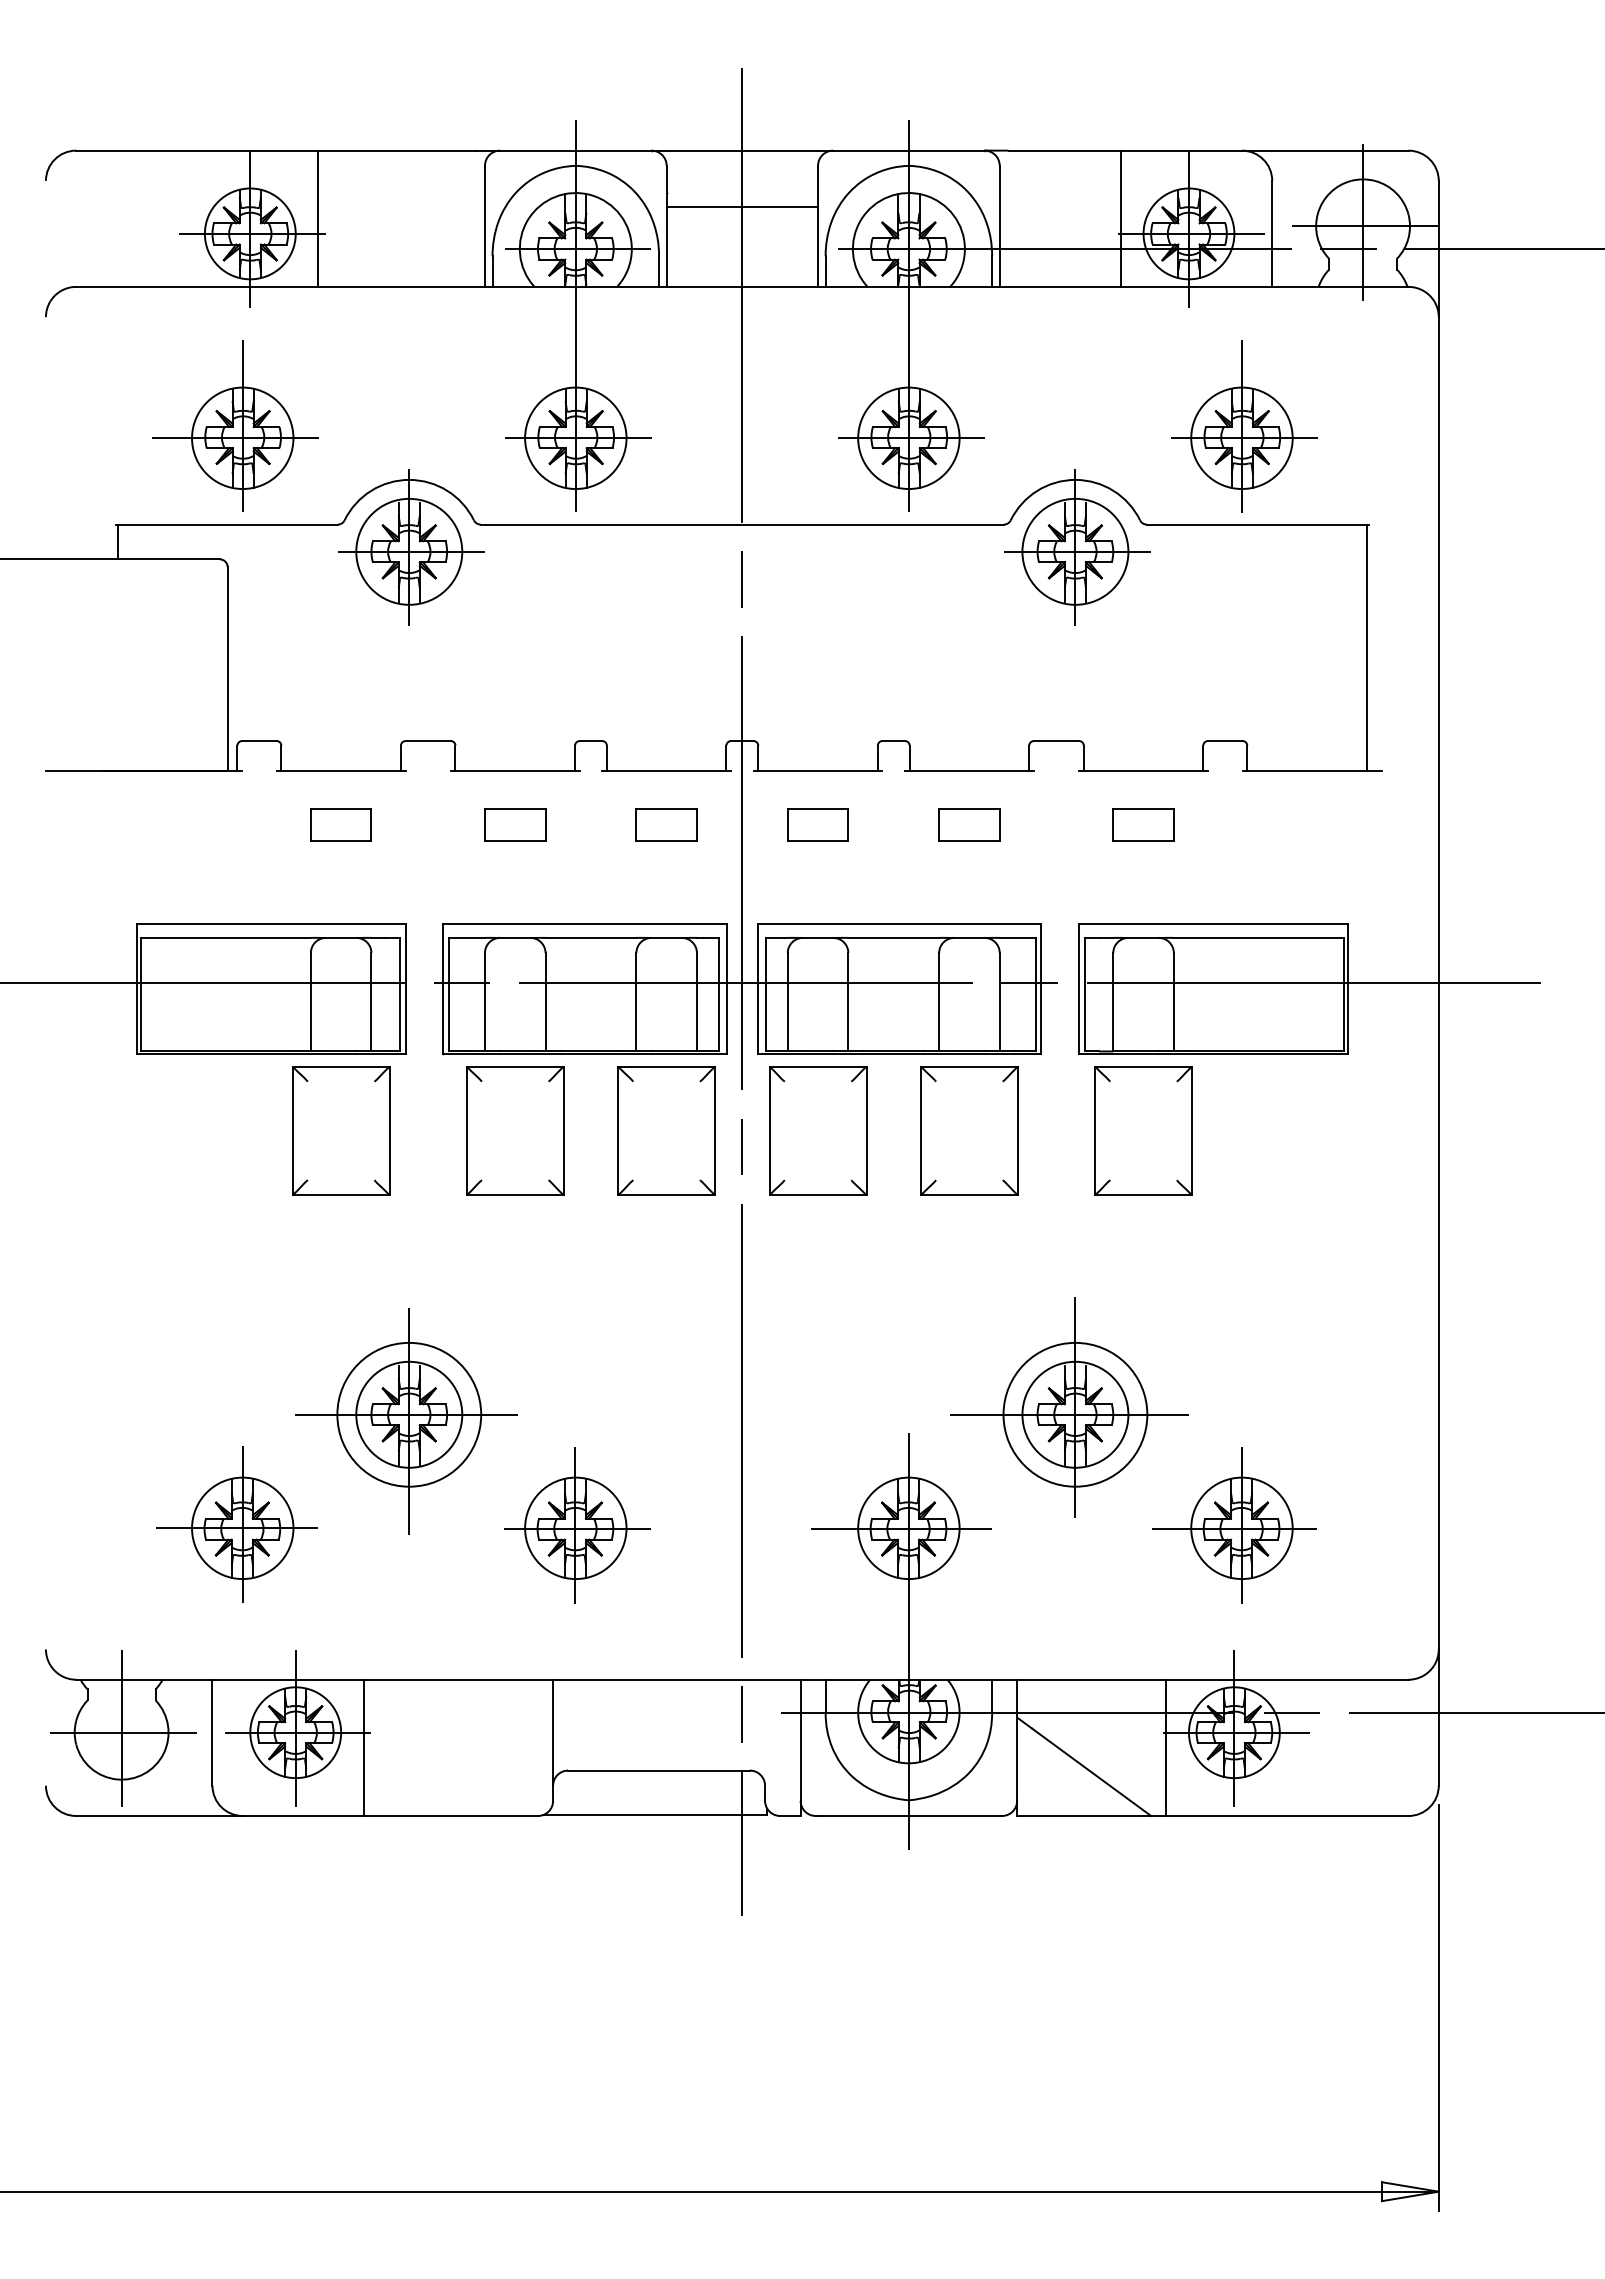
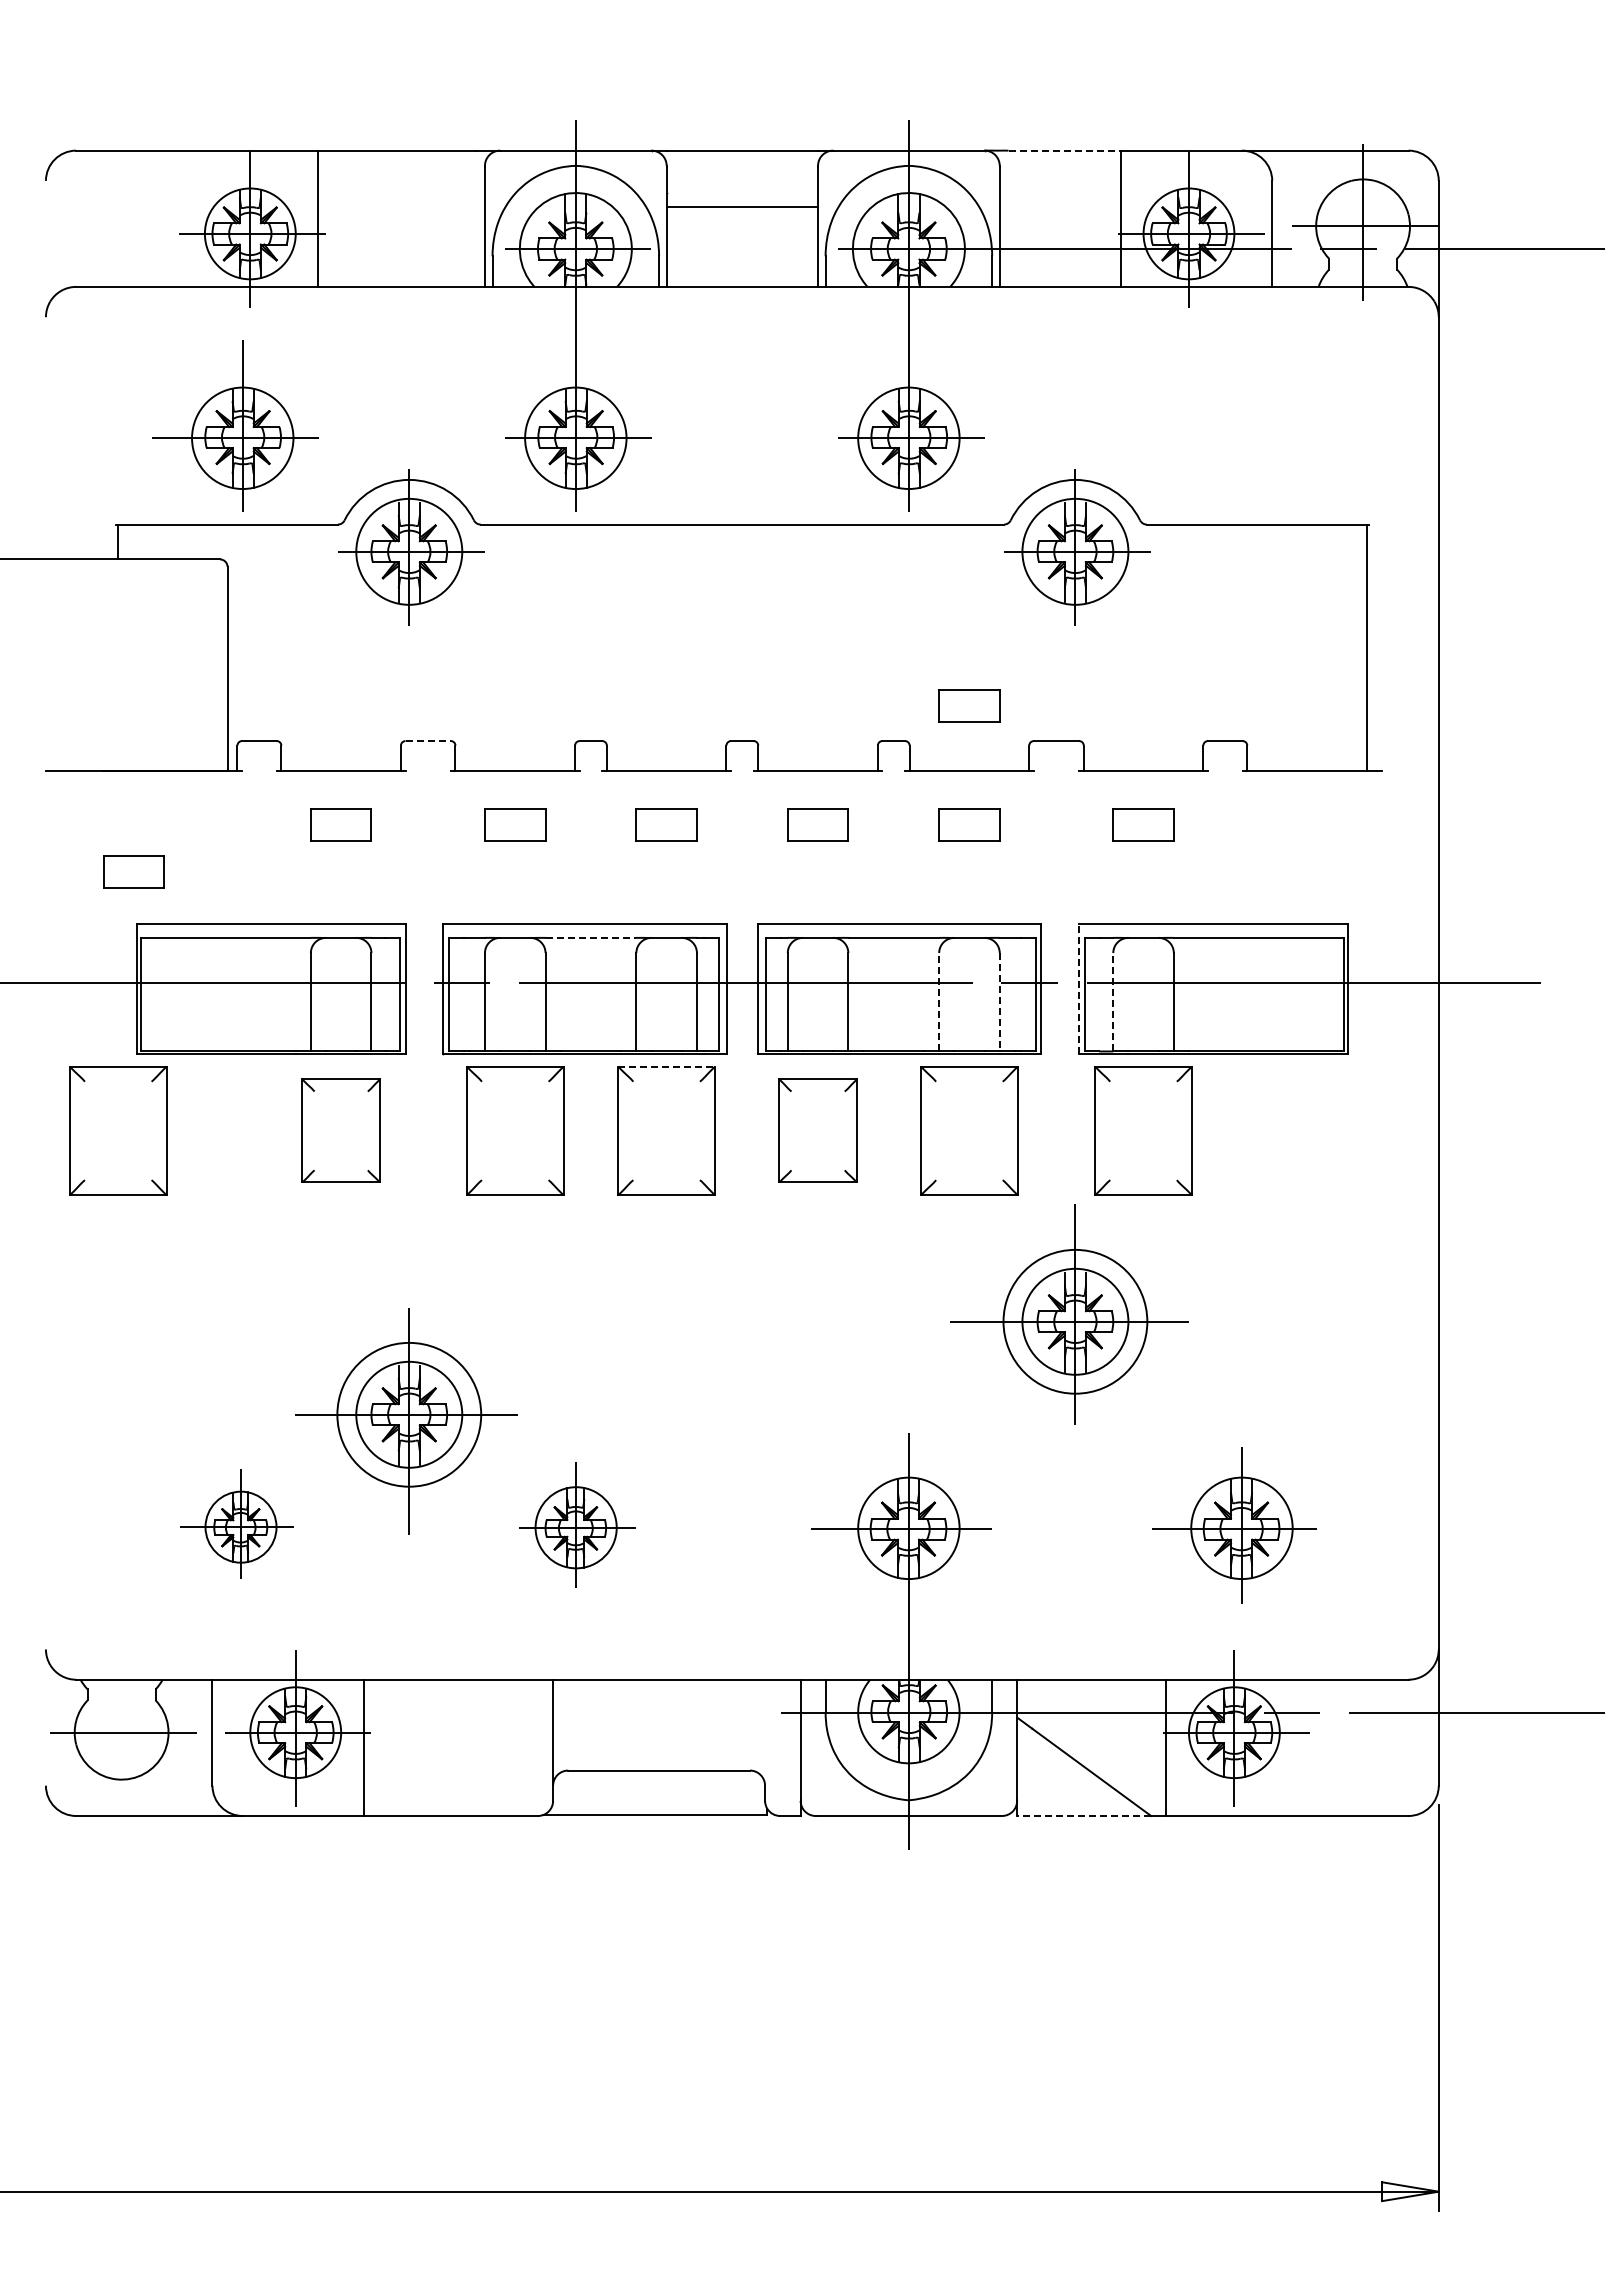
line: solid -> dashed (1065, 150)
part: present -> none (1244, 426)
part: none -> present (969, 705)
line: solid -> dashed (428, 741)
part: none -> present (133, 871)
line: solid -> dashed (590, 937)
line: solid -> dashed (1079, 988)
line: present -> none (742, 991)
line: solid -> dashed (939, 1001)
line: solid -> dashed (1113, 1001)
line: solid -> dashed (999, 1002)
line: solid -> dashed (667, 1066)
part: none -> present (118, 1130)
part size: 99x130 px -> 80x105 px (340, 1130)
part size: 99x130 px -> 80x105 px (817, 1130)
part position: (1069, 1407) -> (1069, 1314) (1069, 1314)
part size: 162x157 px -> 114x110 px (236, 1523)
part size: 147x157 px -> 117x126 px (577, 1524)
line: present -> none (121, 1728)
line: solid -> dashed (1084, 1815)
